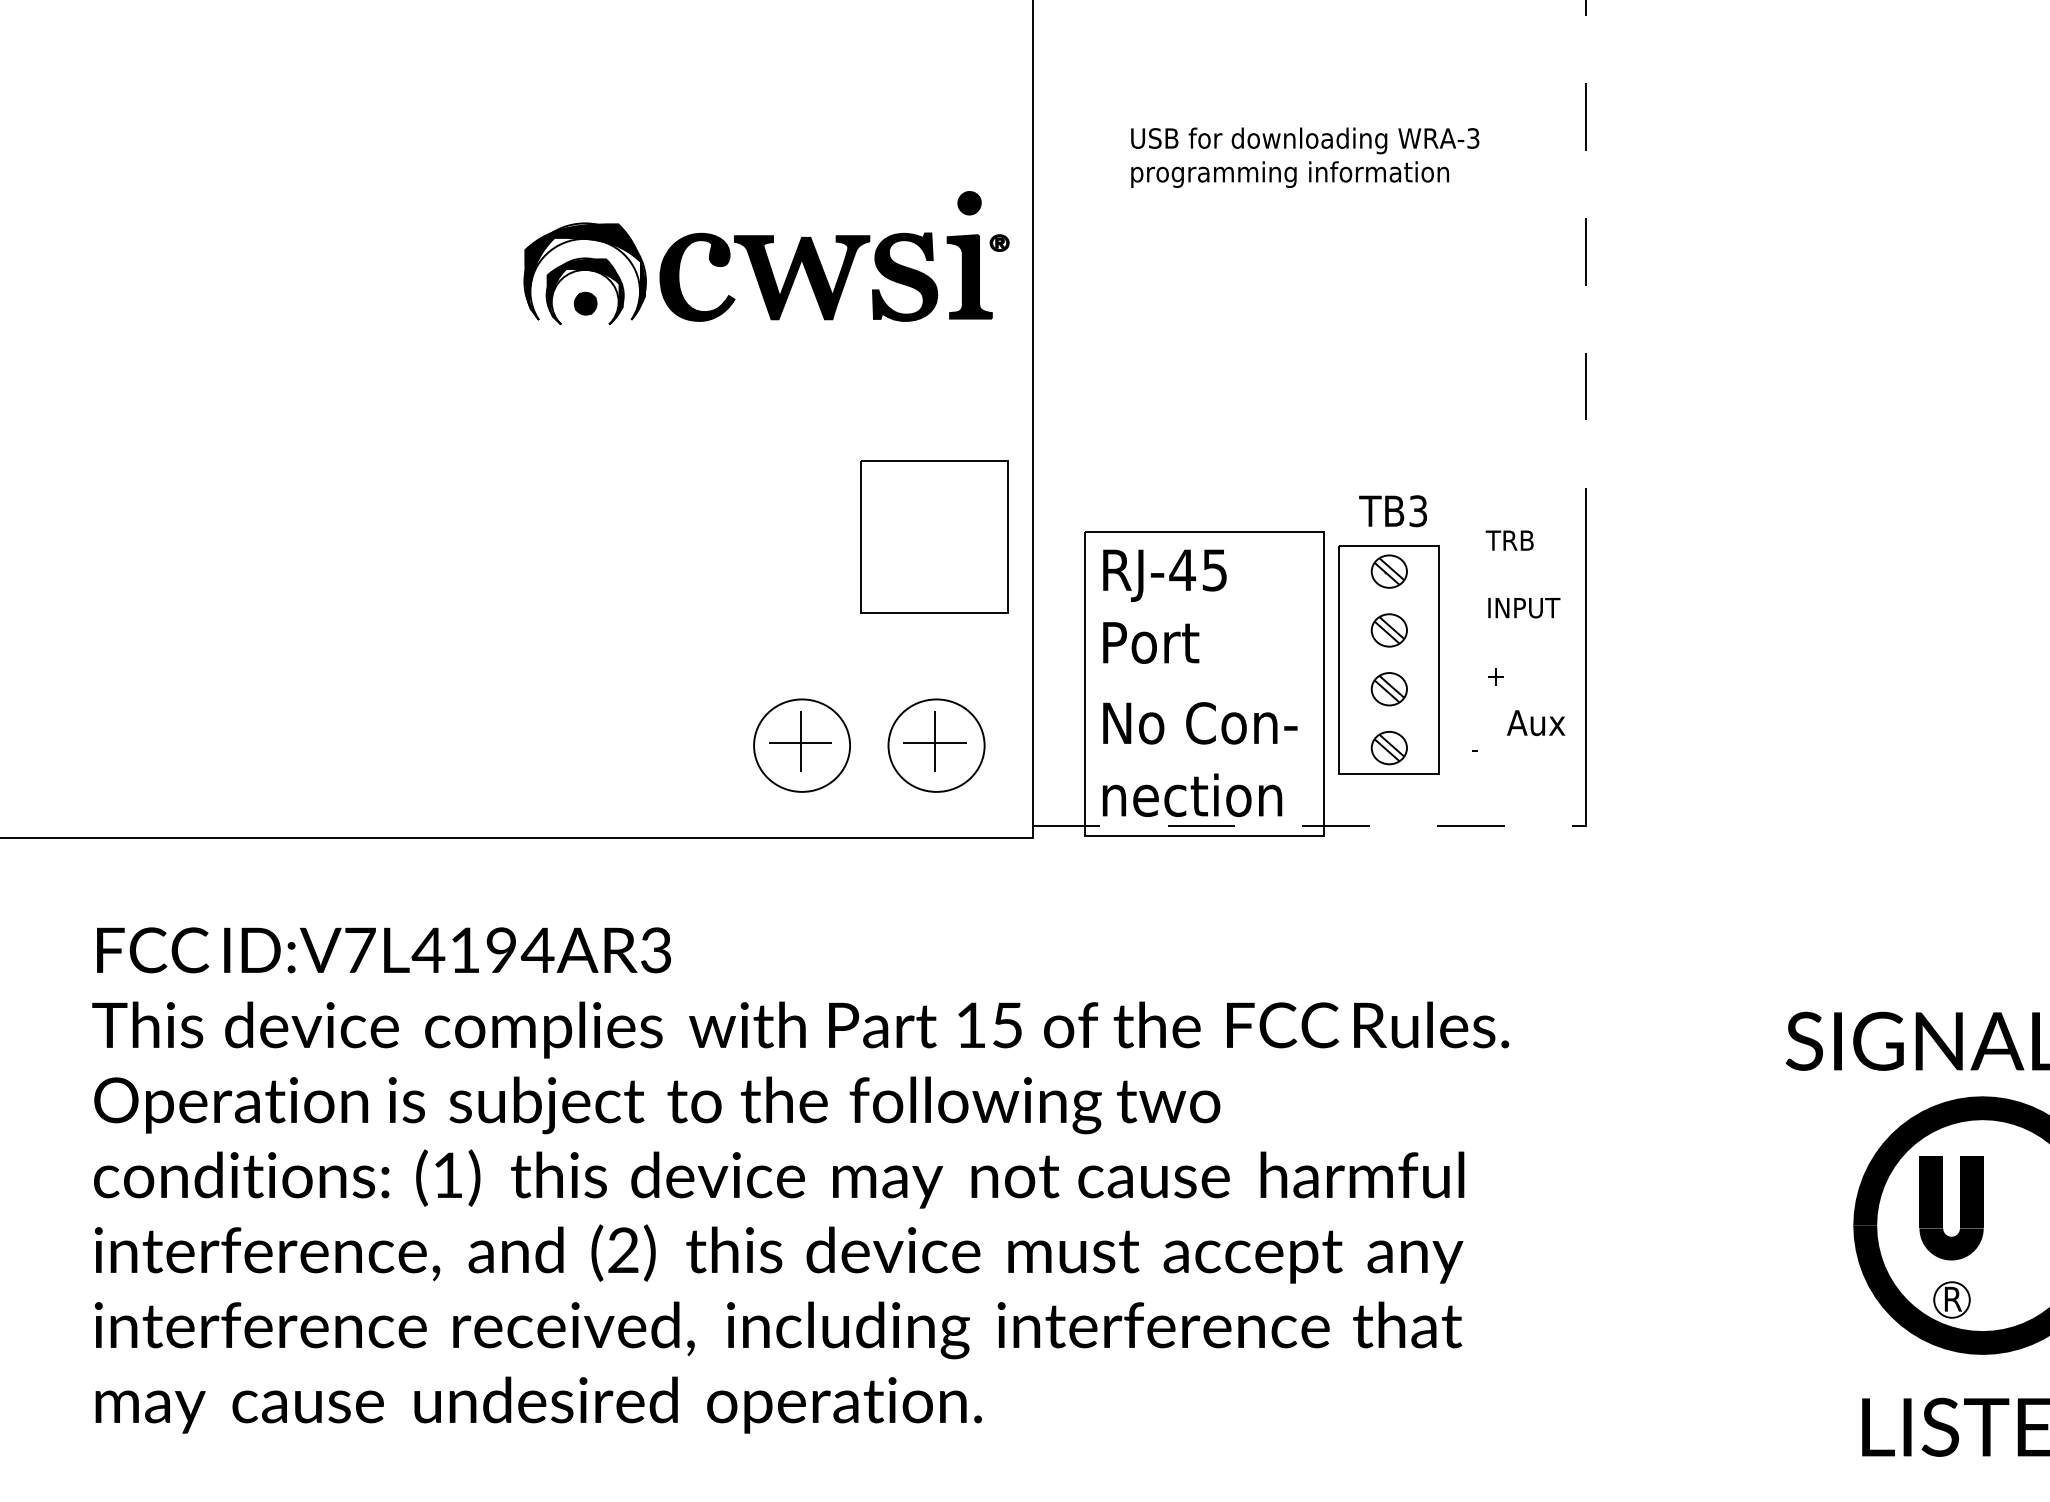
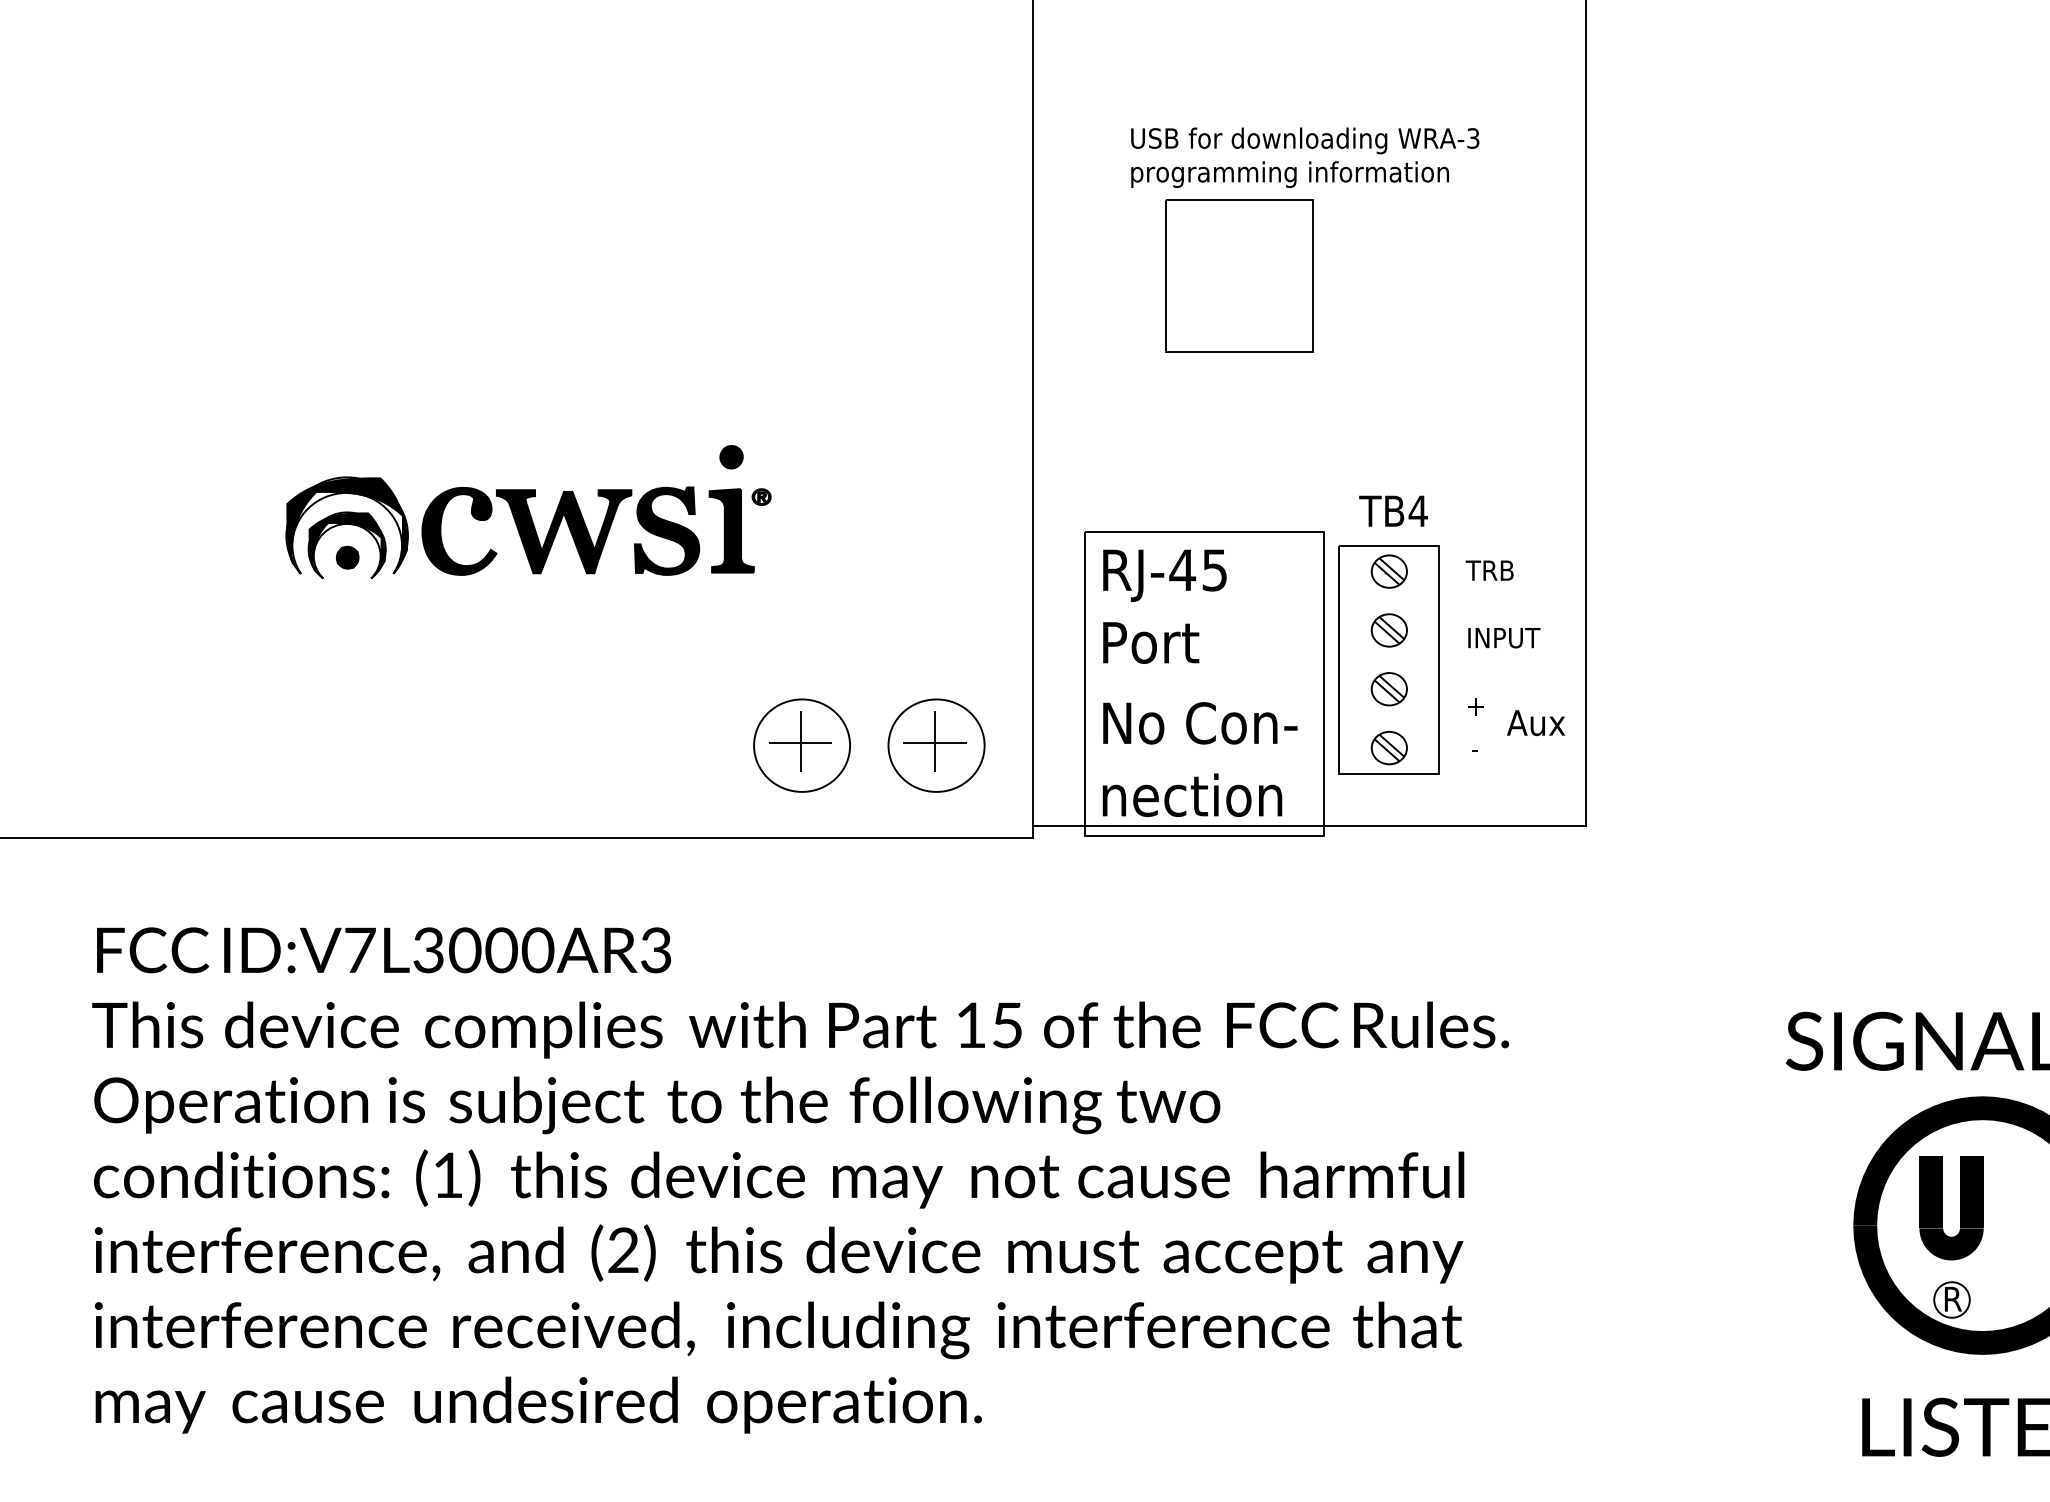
line: dashed -> solid (1585, 250)
part position: (766, 258) -> (528, 512) (528, 512)
text: TB3 -> TB4 (1417, 511)
part position: (934, 536) -> (1239, 275) (1239, 275)
text position: (1522, 607) -> (1502, 637) (1502, 637)
line: dashed -> solid (1309, 826)
text: ID:V7L4194AR3 -> ID:V7L3000AR3 (482, 950)
